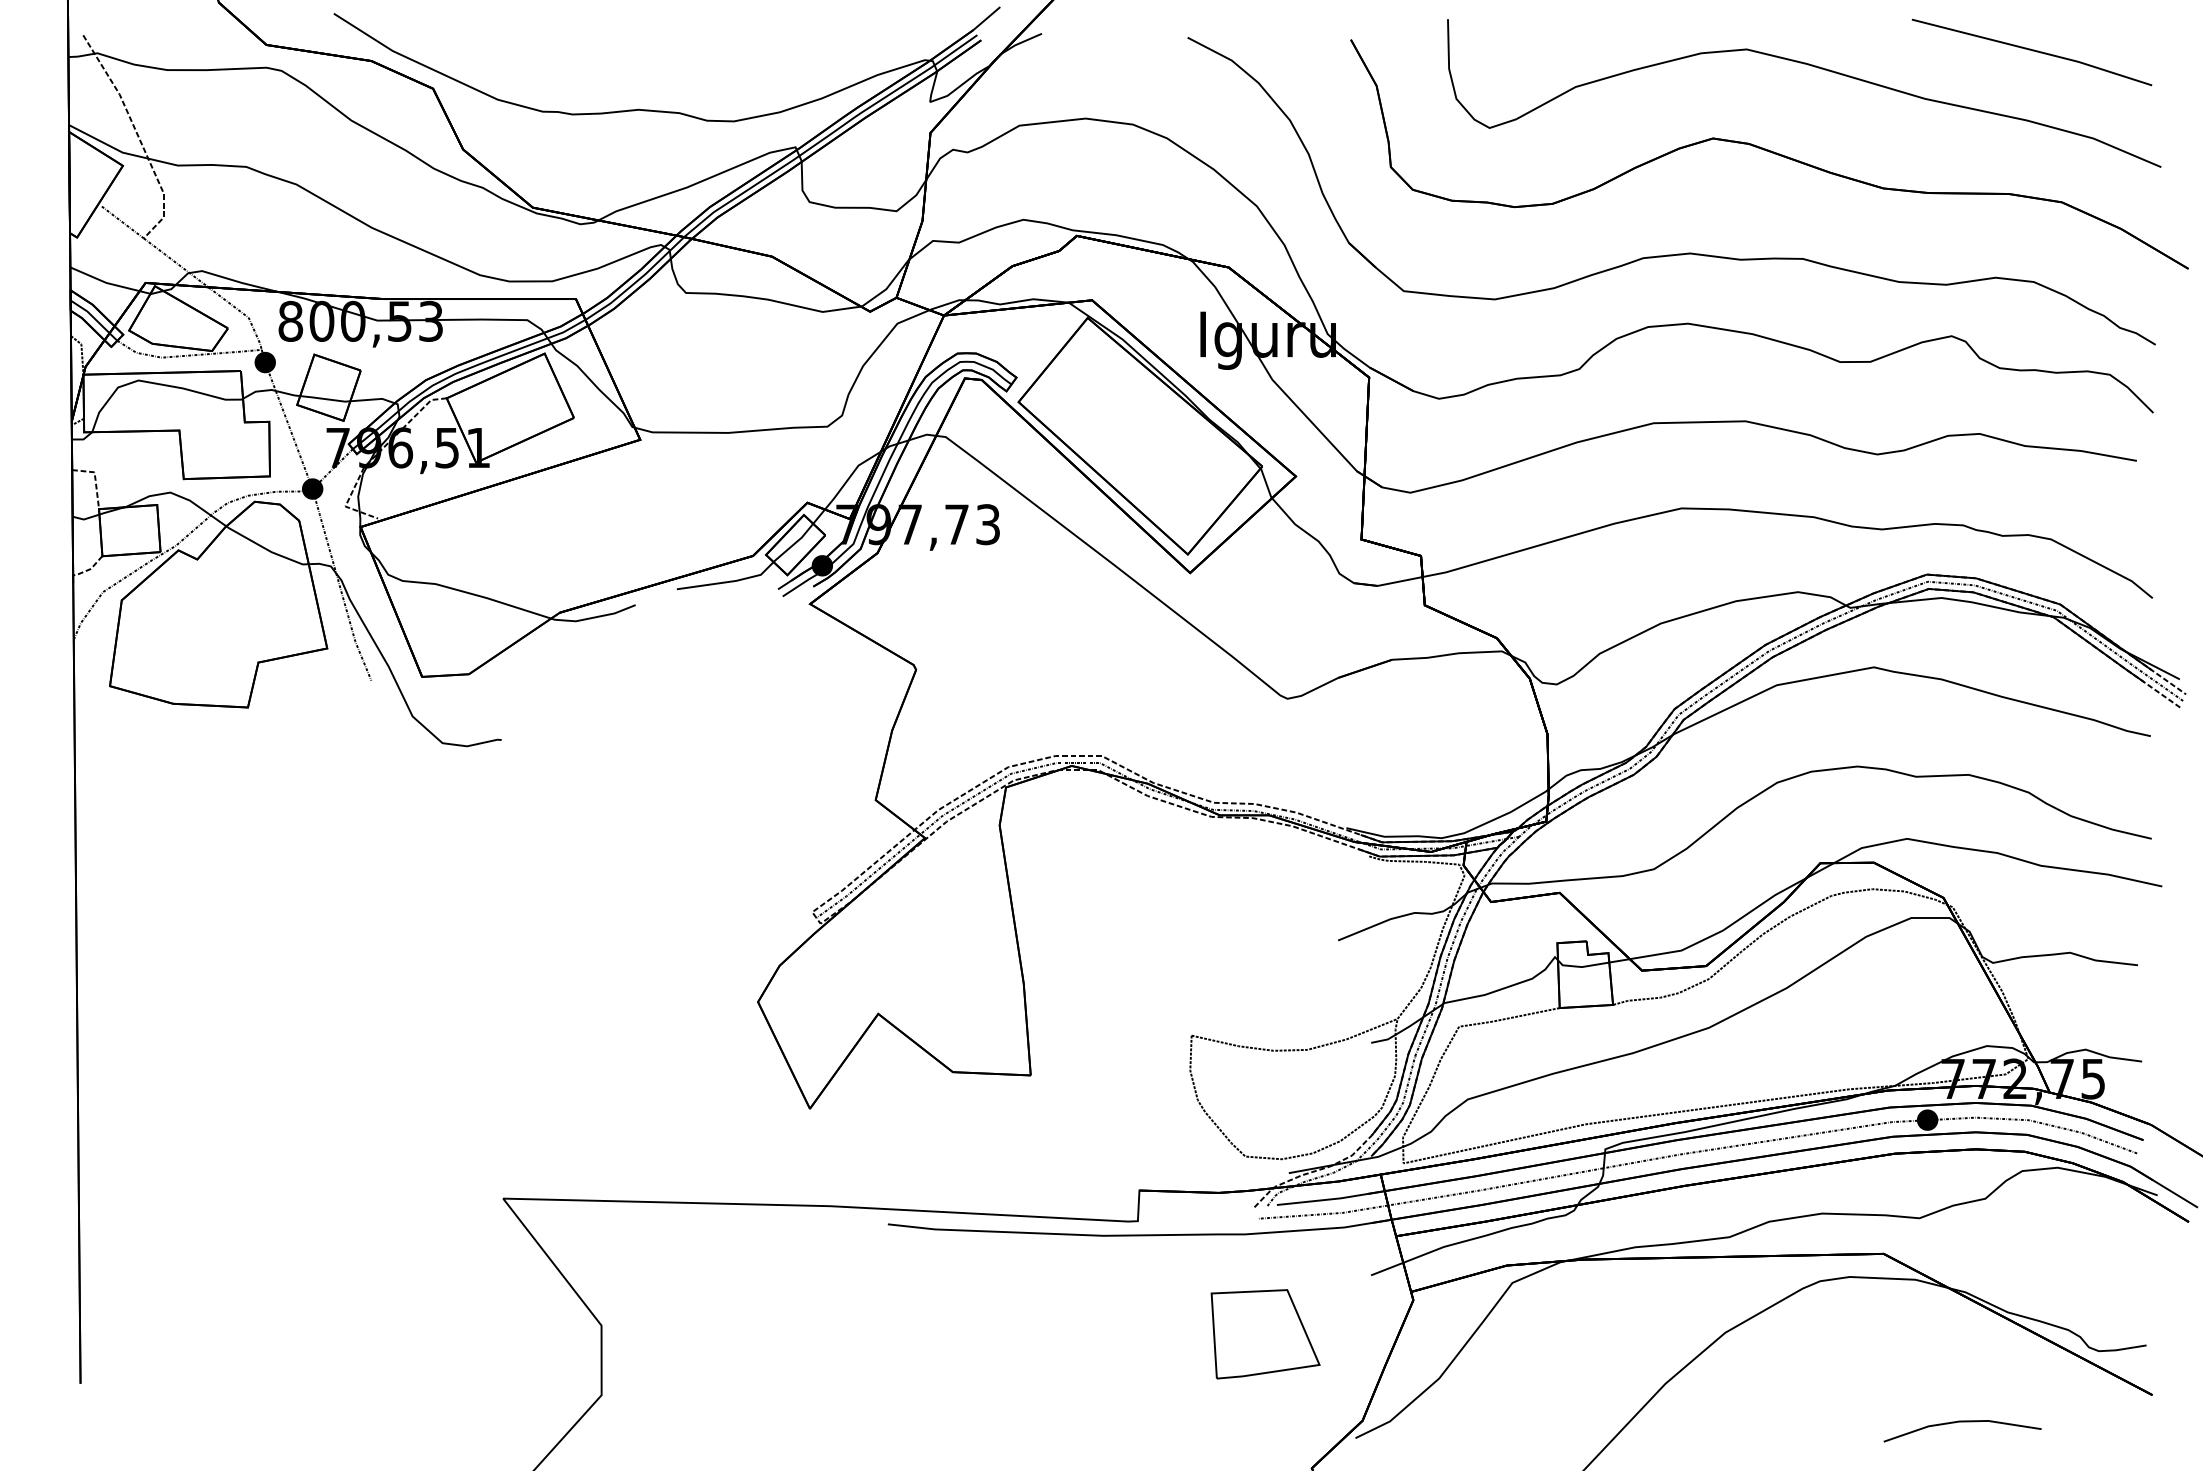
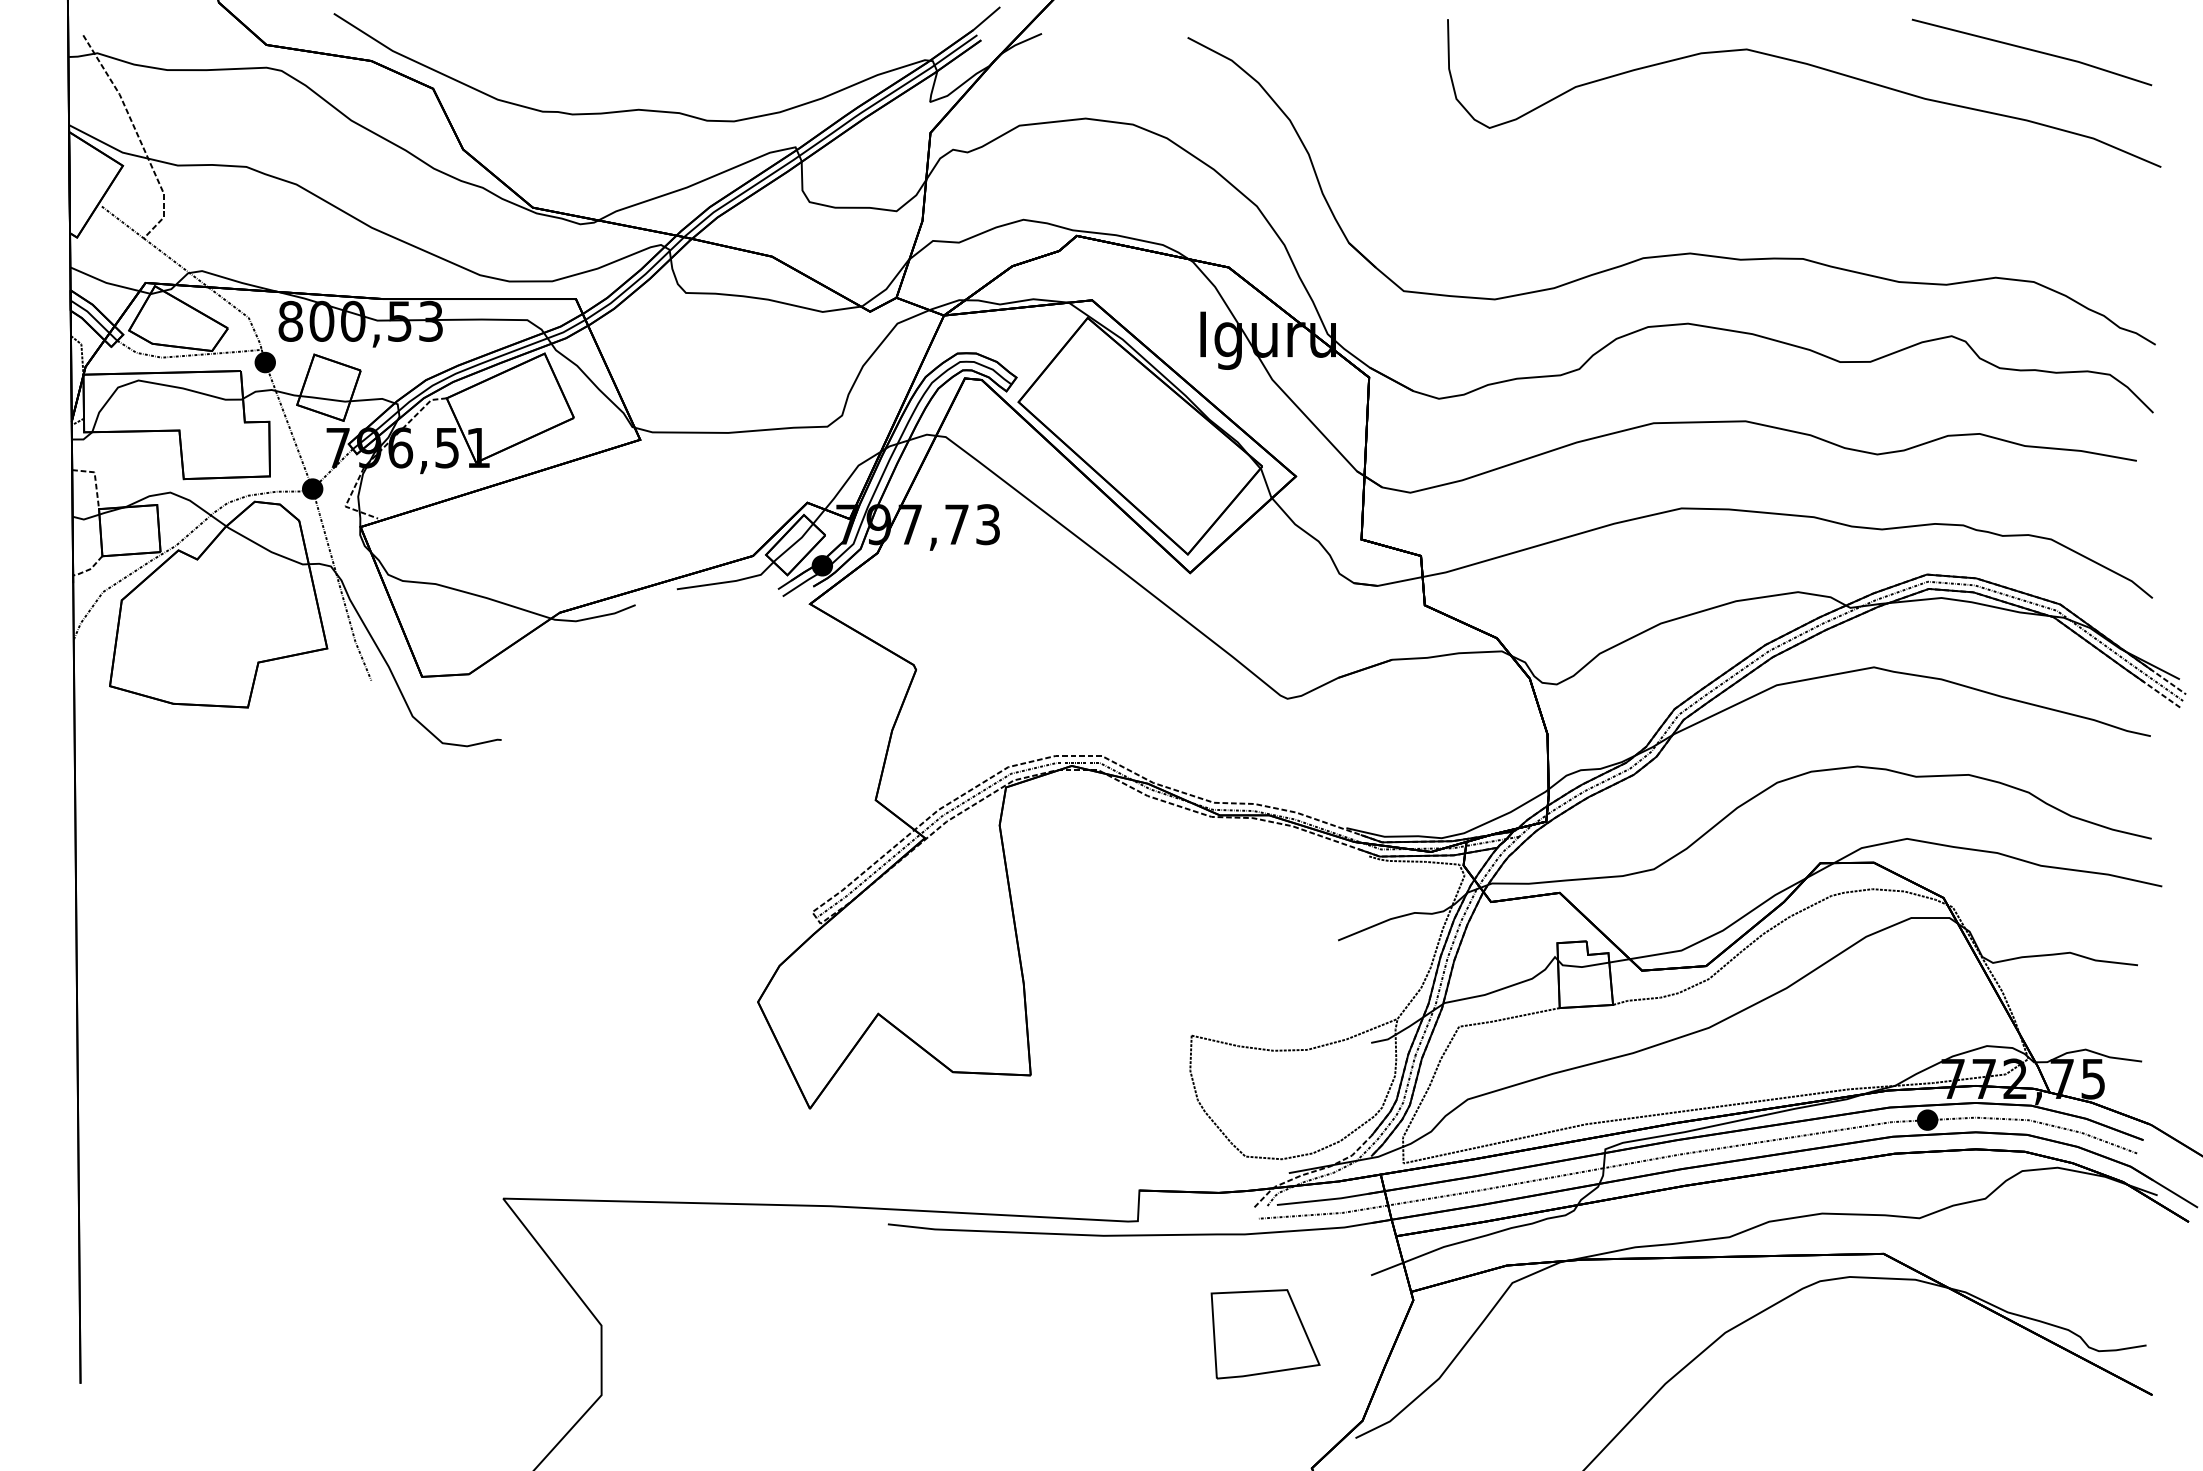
part: present -> none (1769, 154)
line: present -> none (1962, 1422)
